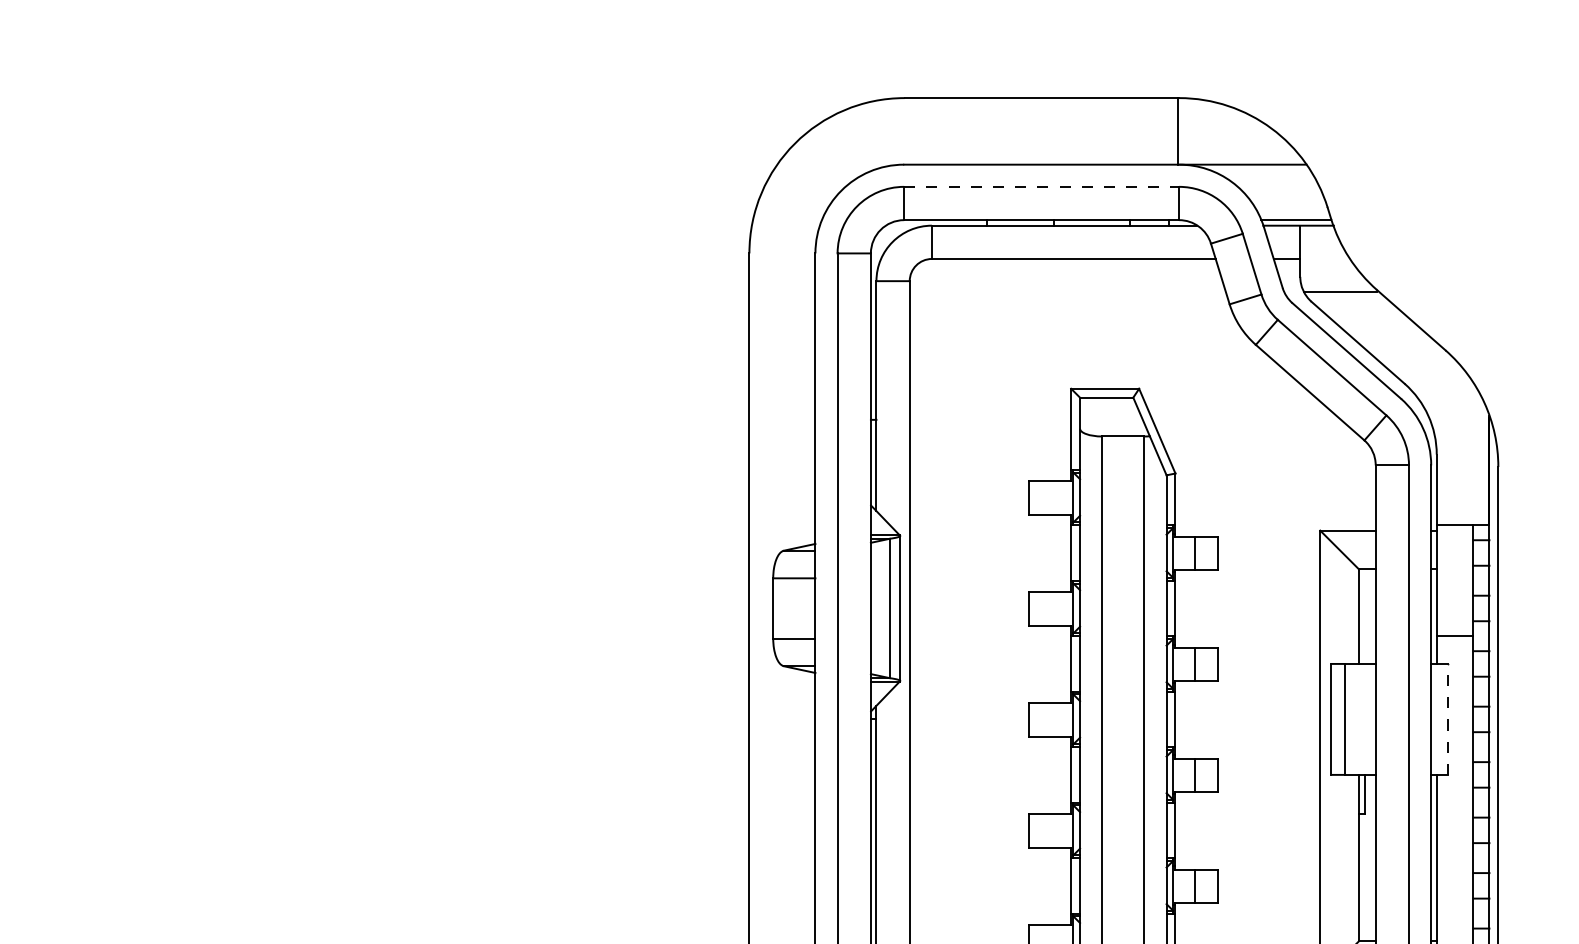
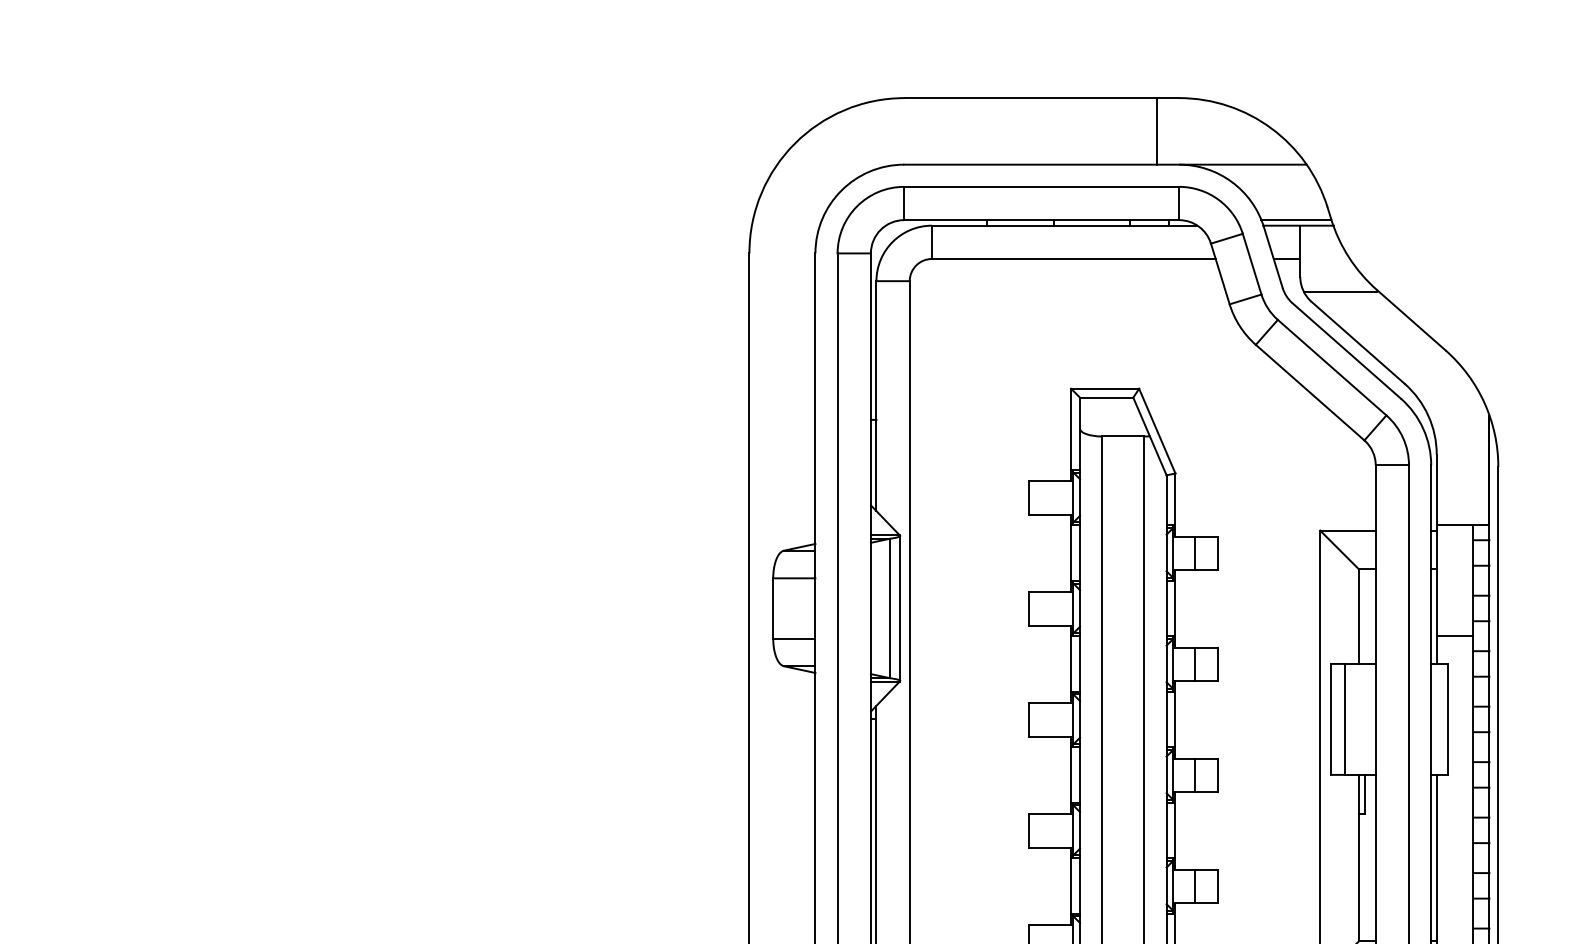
line position: (1177, 131) -> (1156, 131) (1156, 131)
line: dashed -> solid (1042, 186)
line: dashed -> solid (1448, 718)
